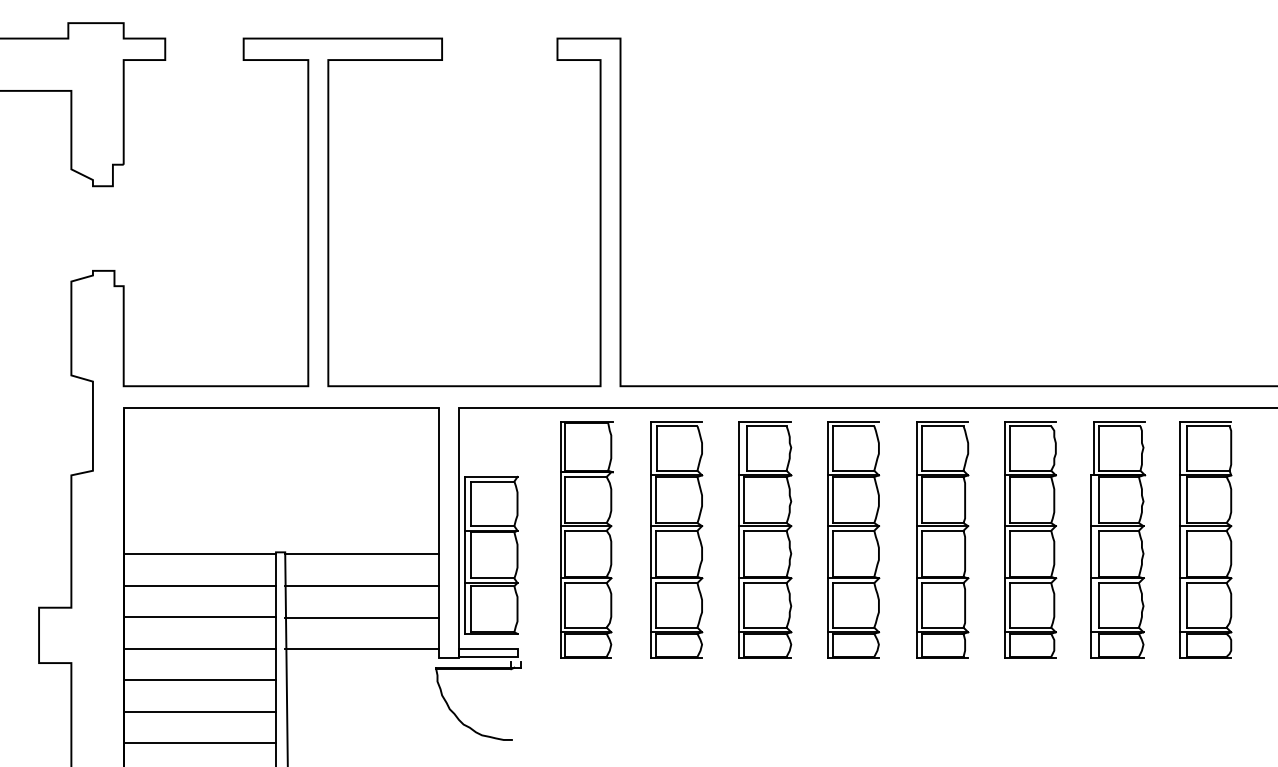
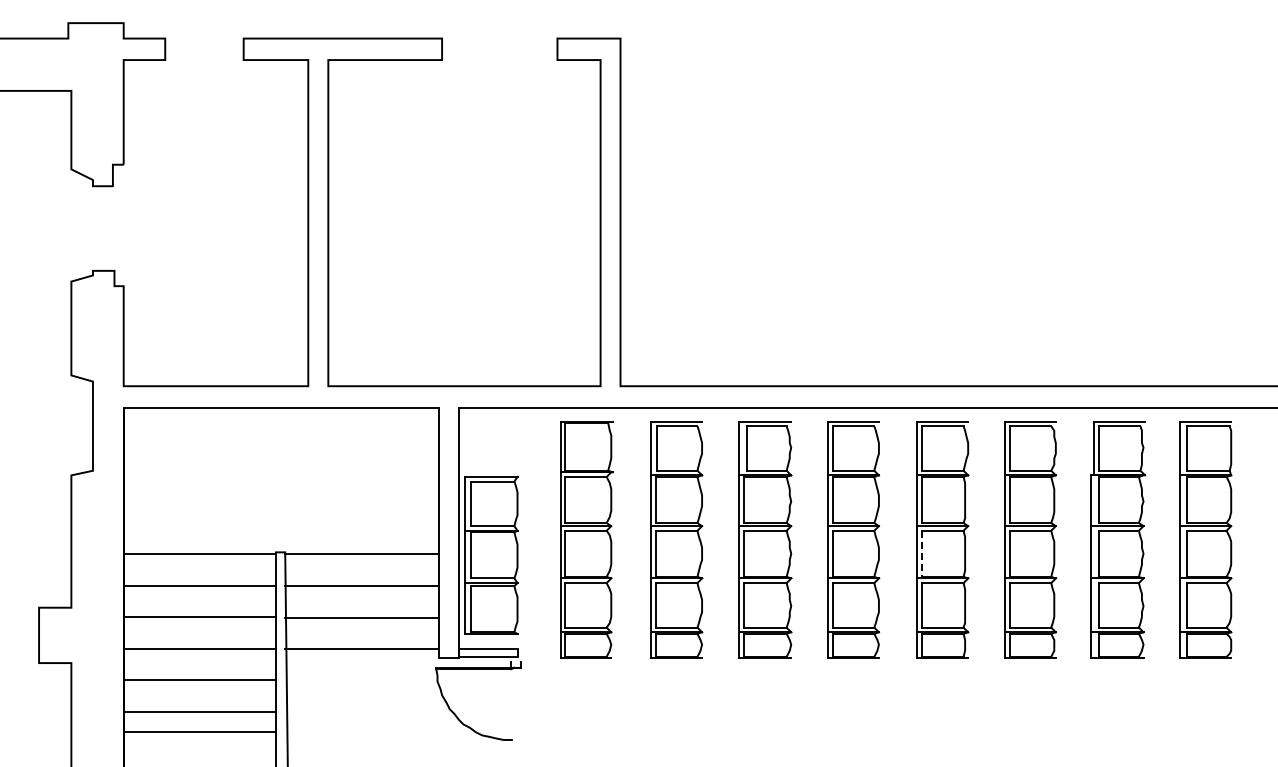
line: solid -> dashed (922, 554)
line position: (199, 743) -> (199, 732) (199, 732)
